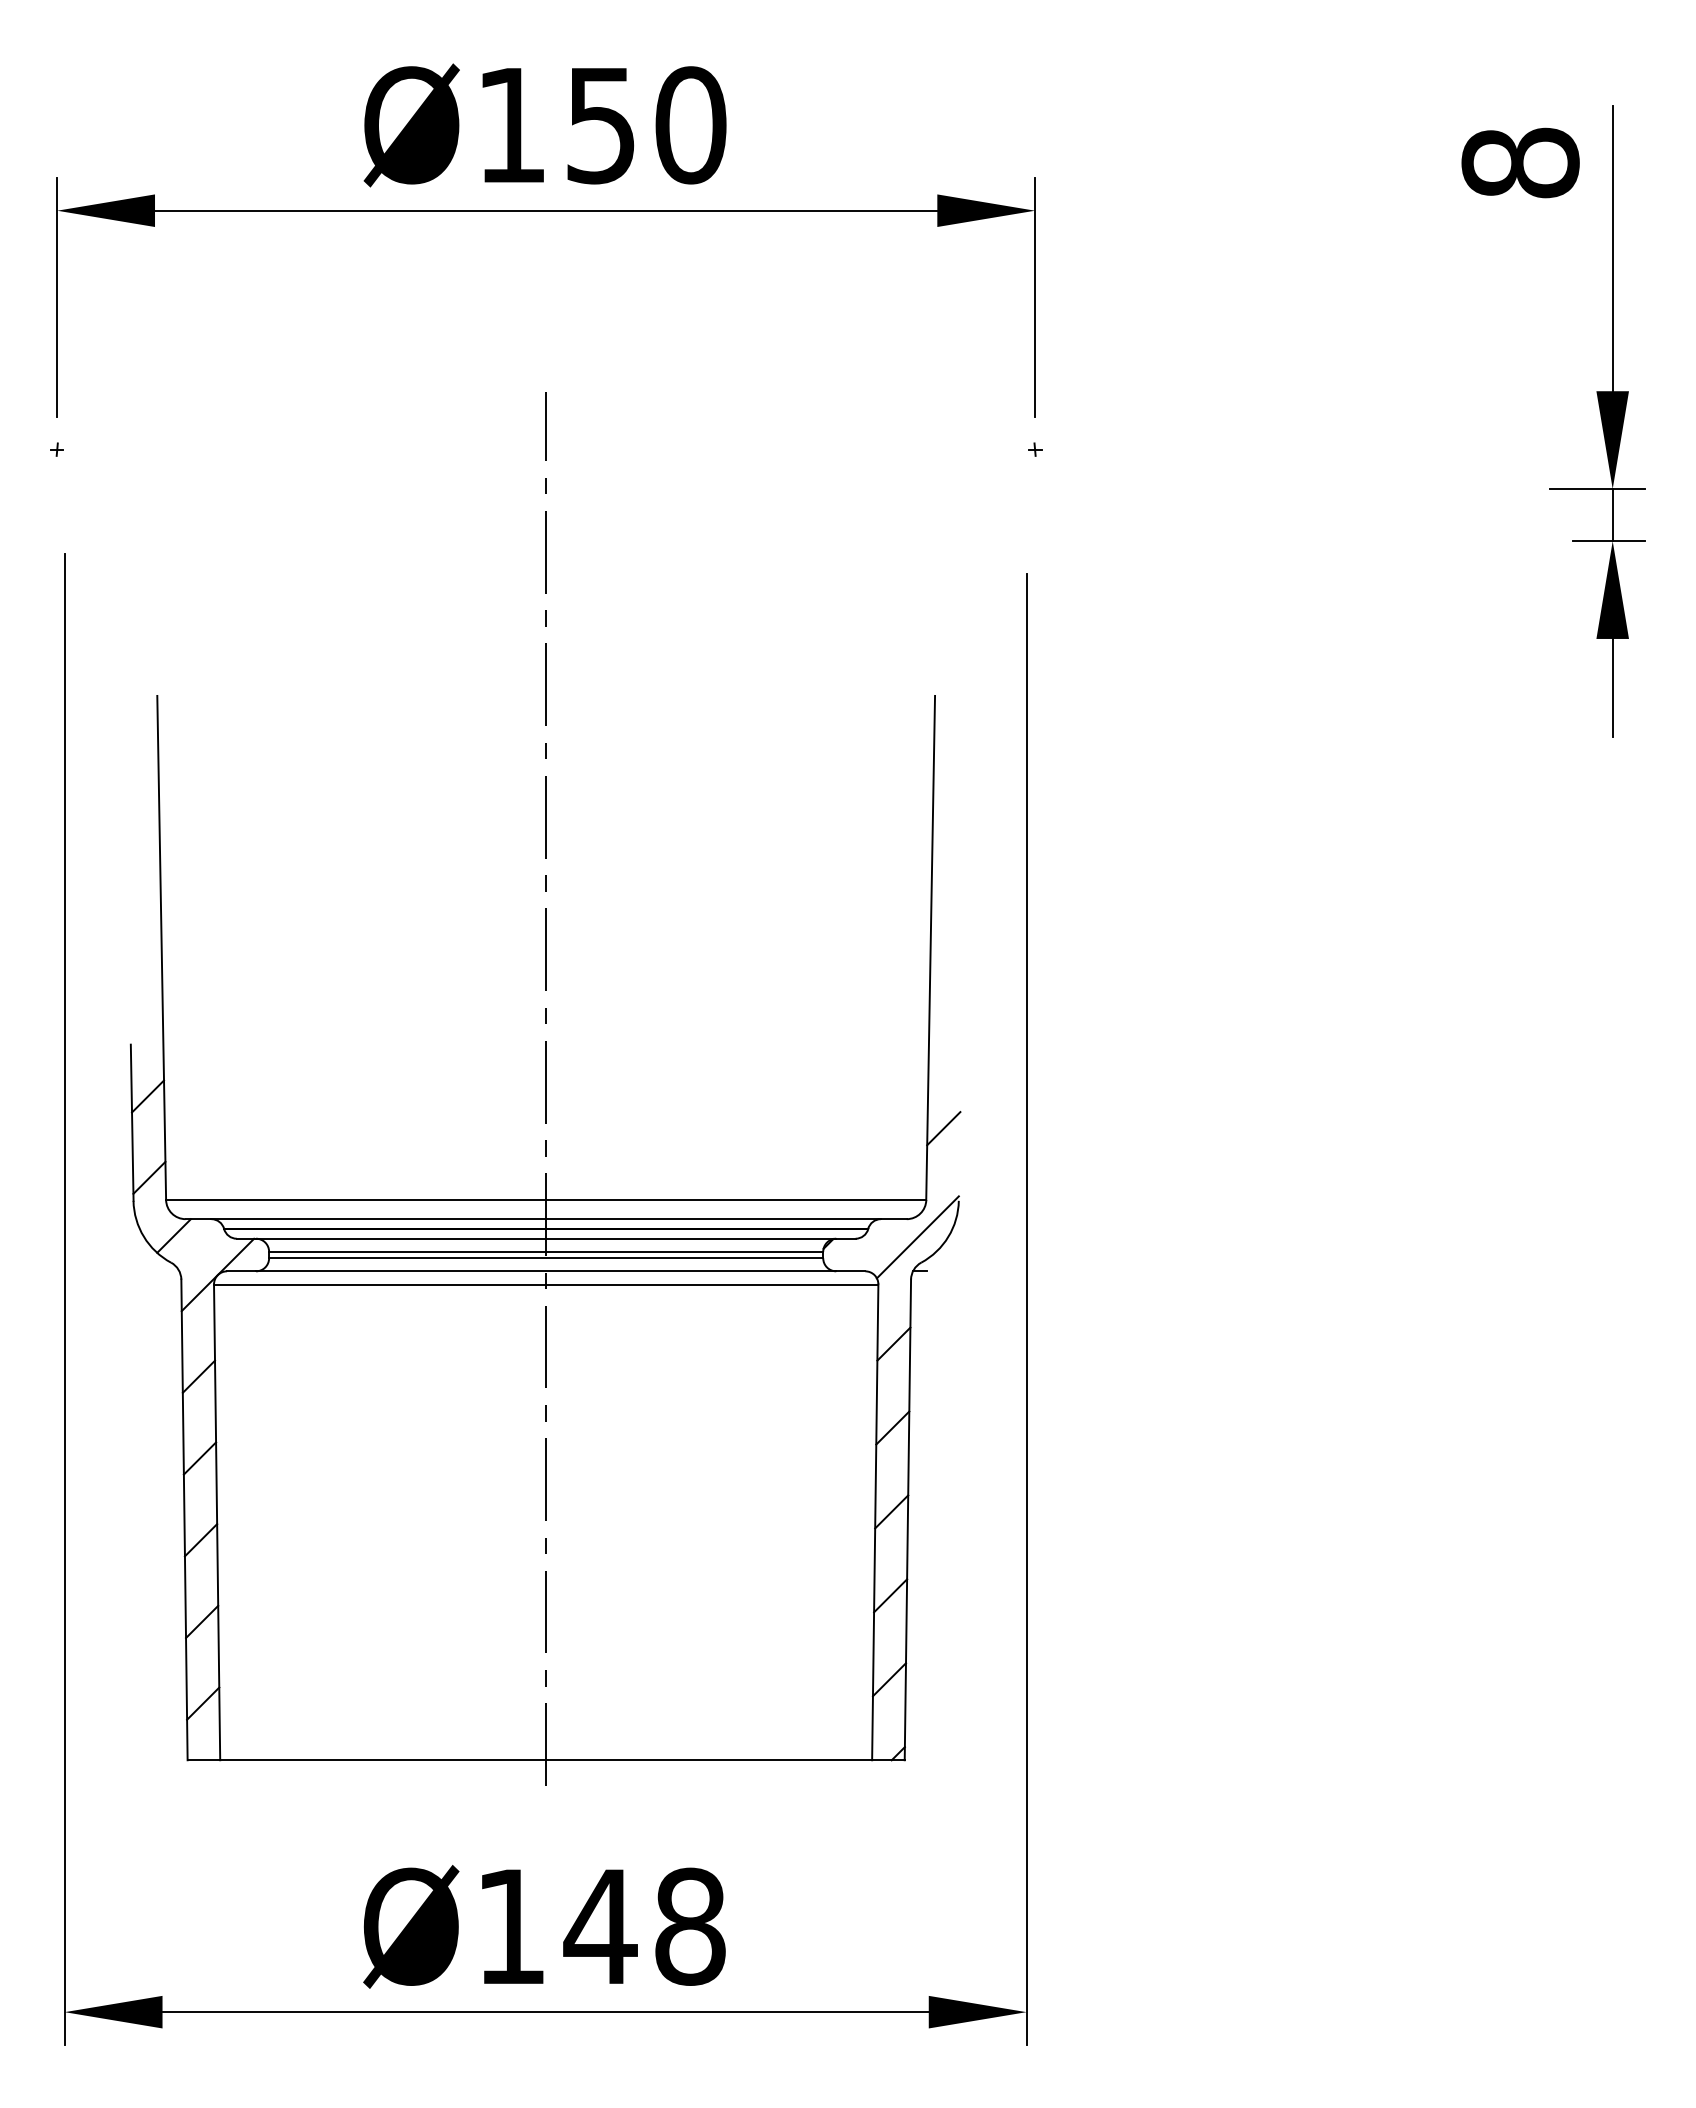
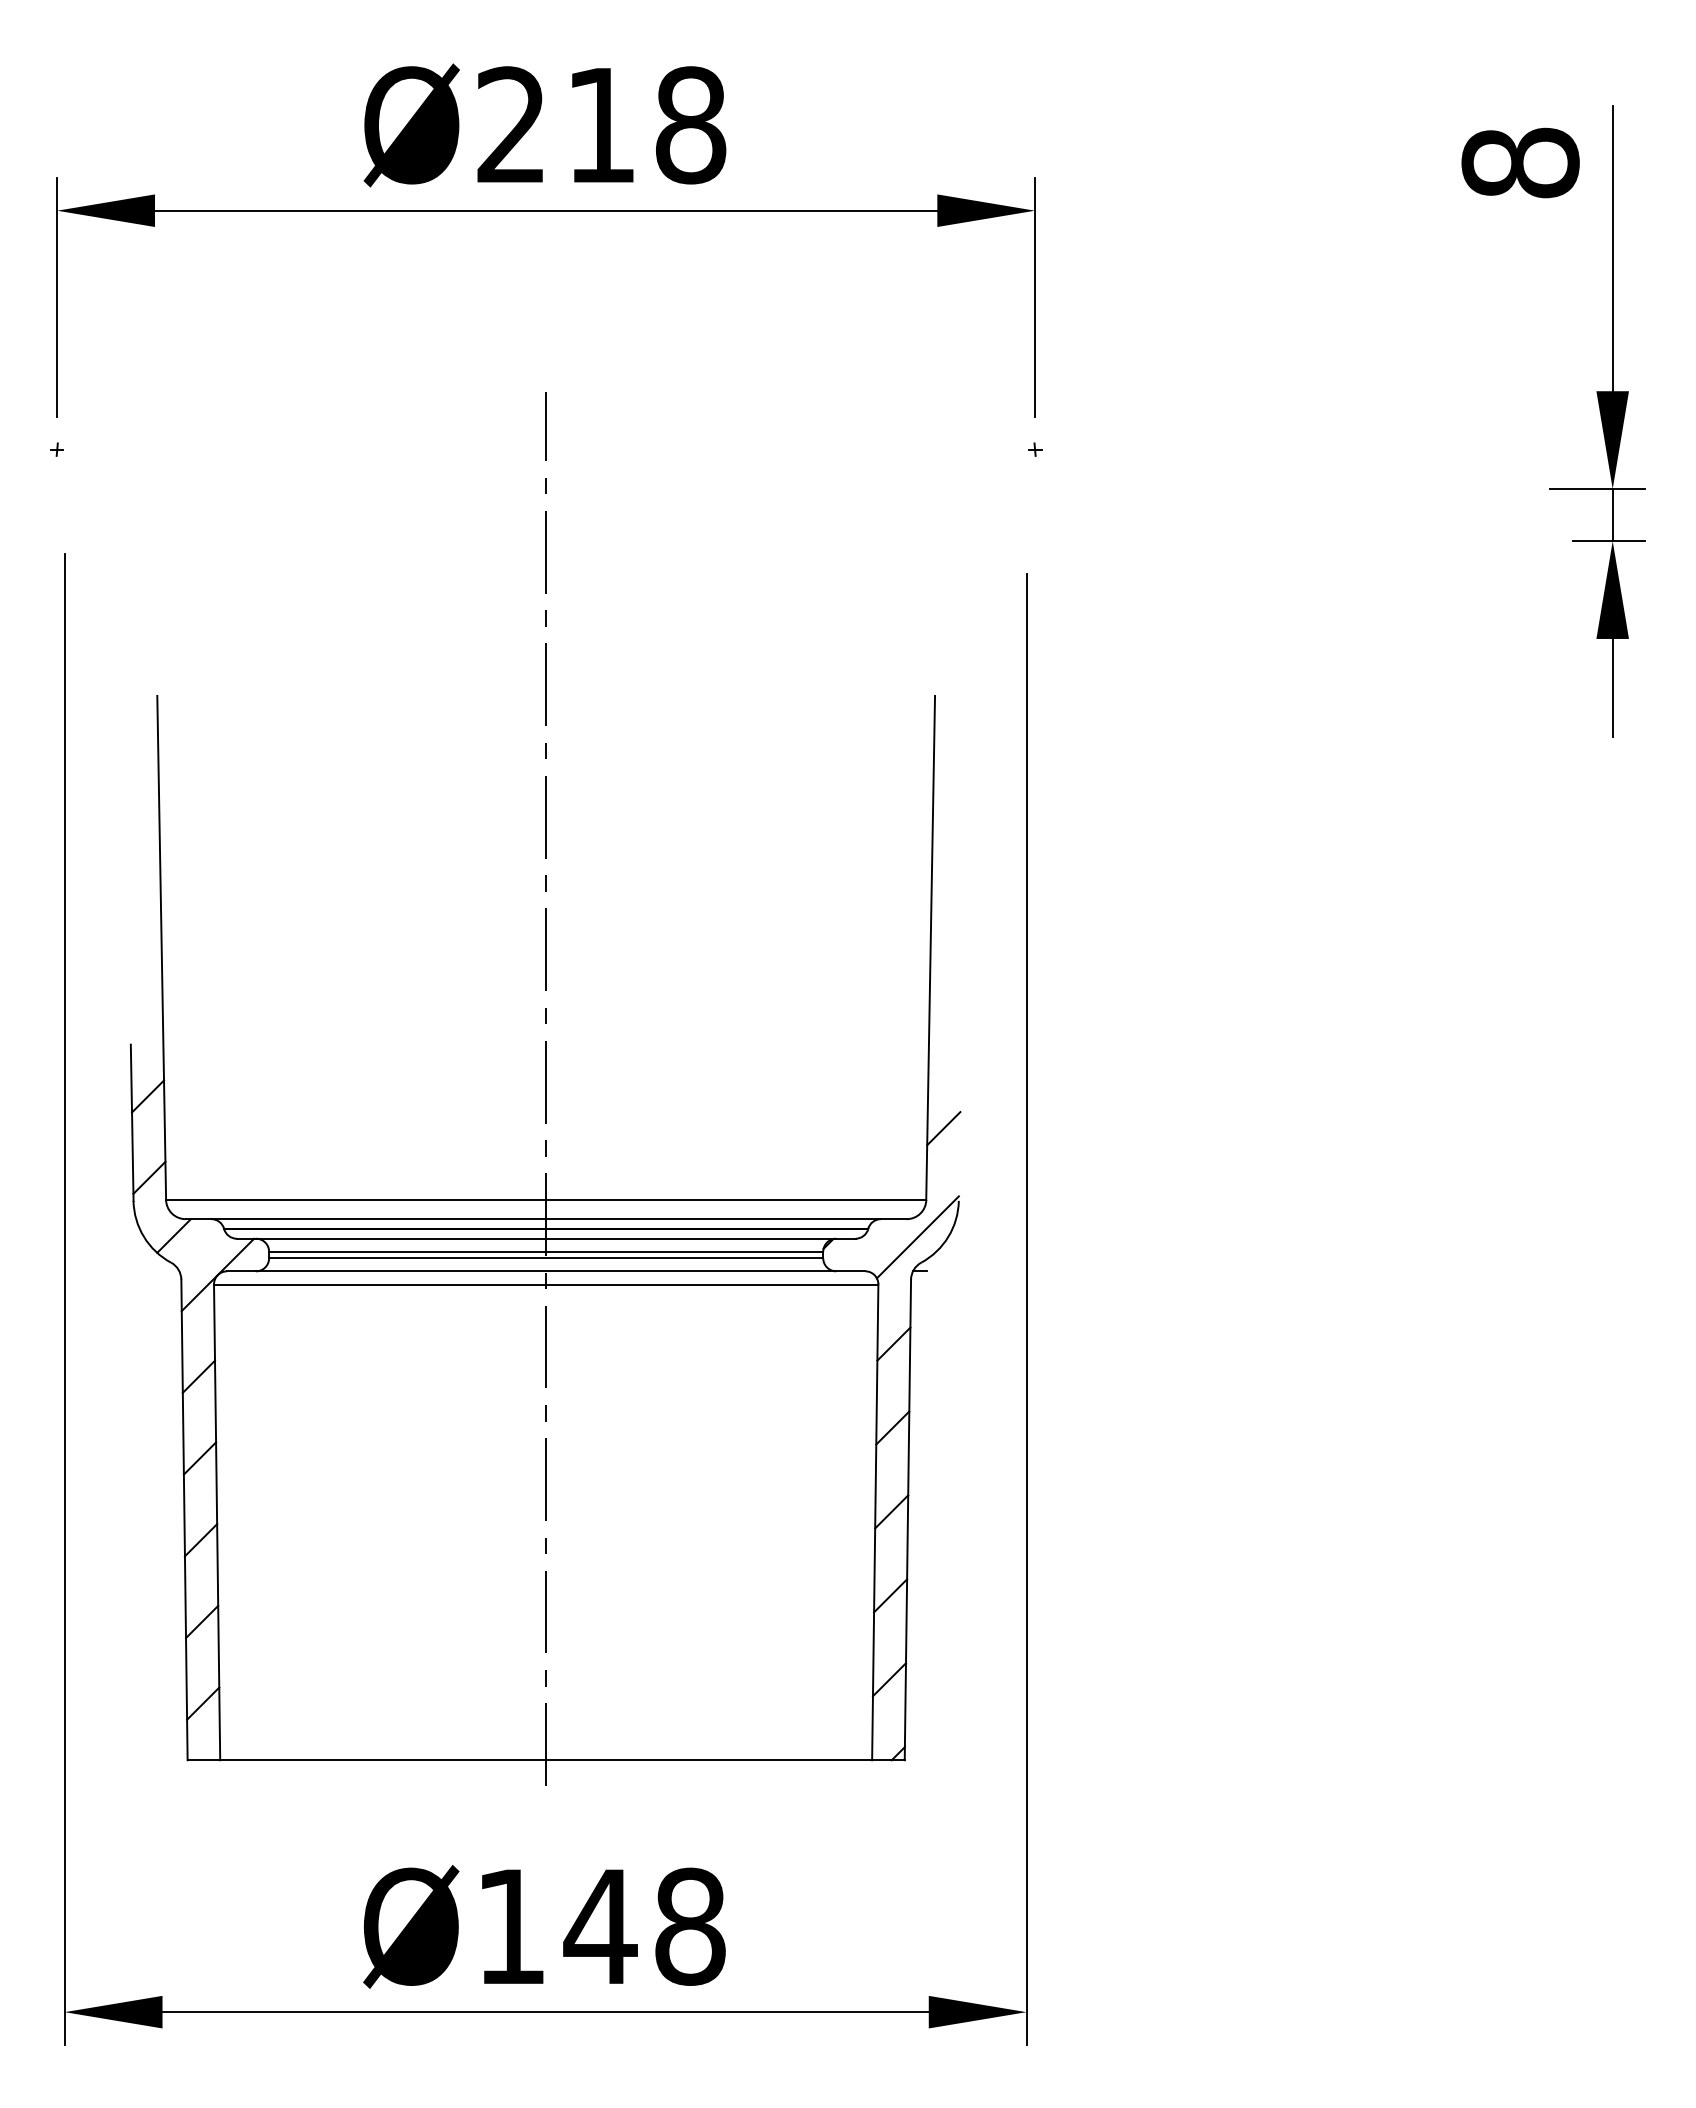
text: Ø150 -> Ø218 (601, 125)
